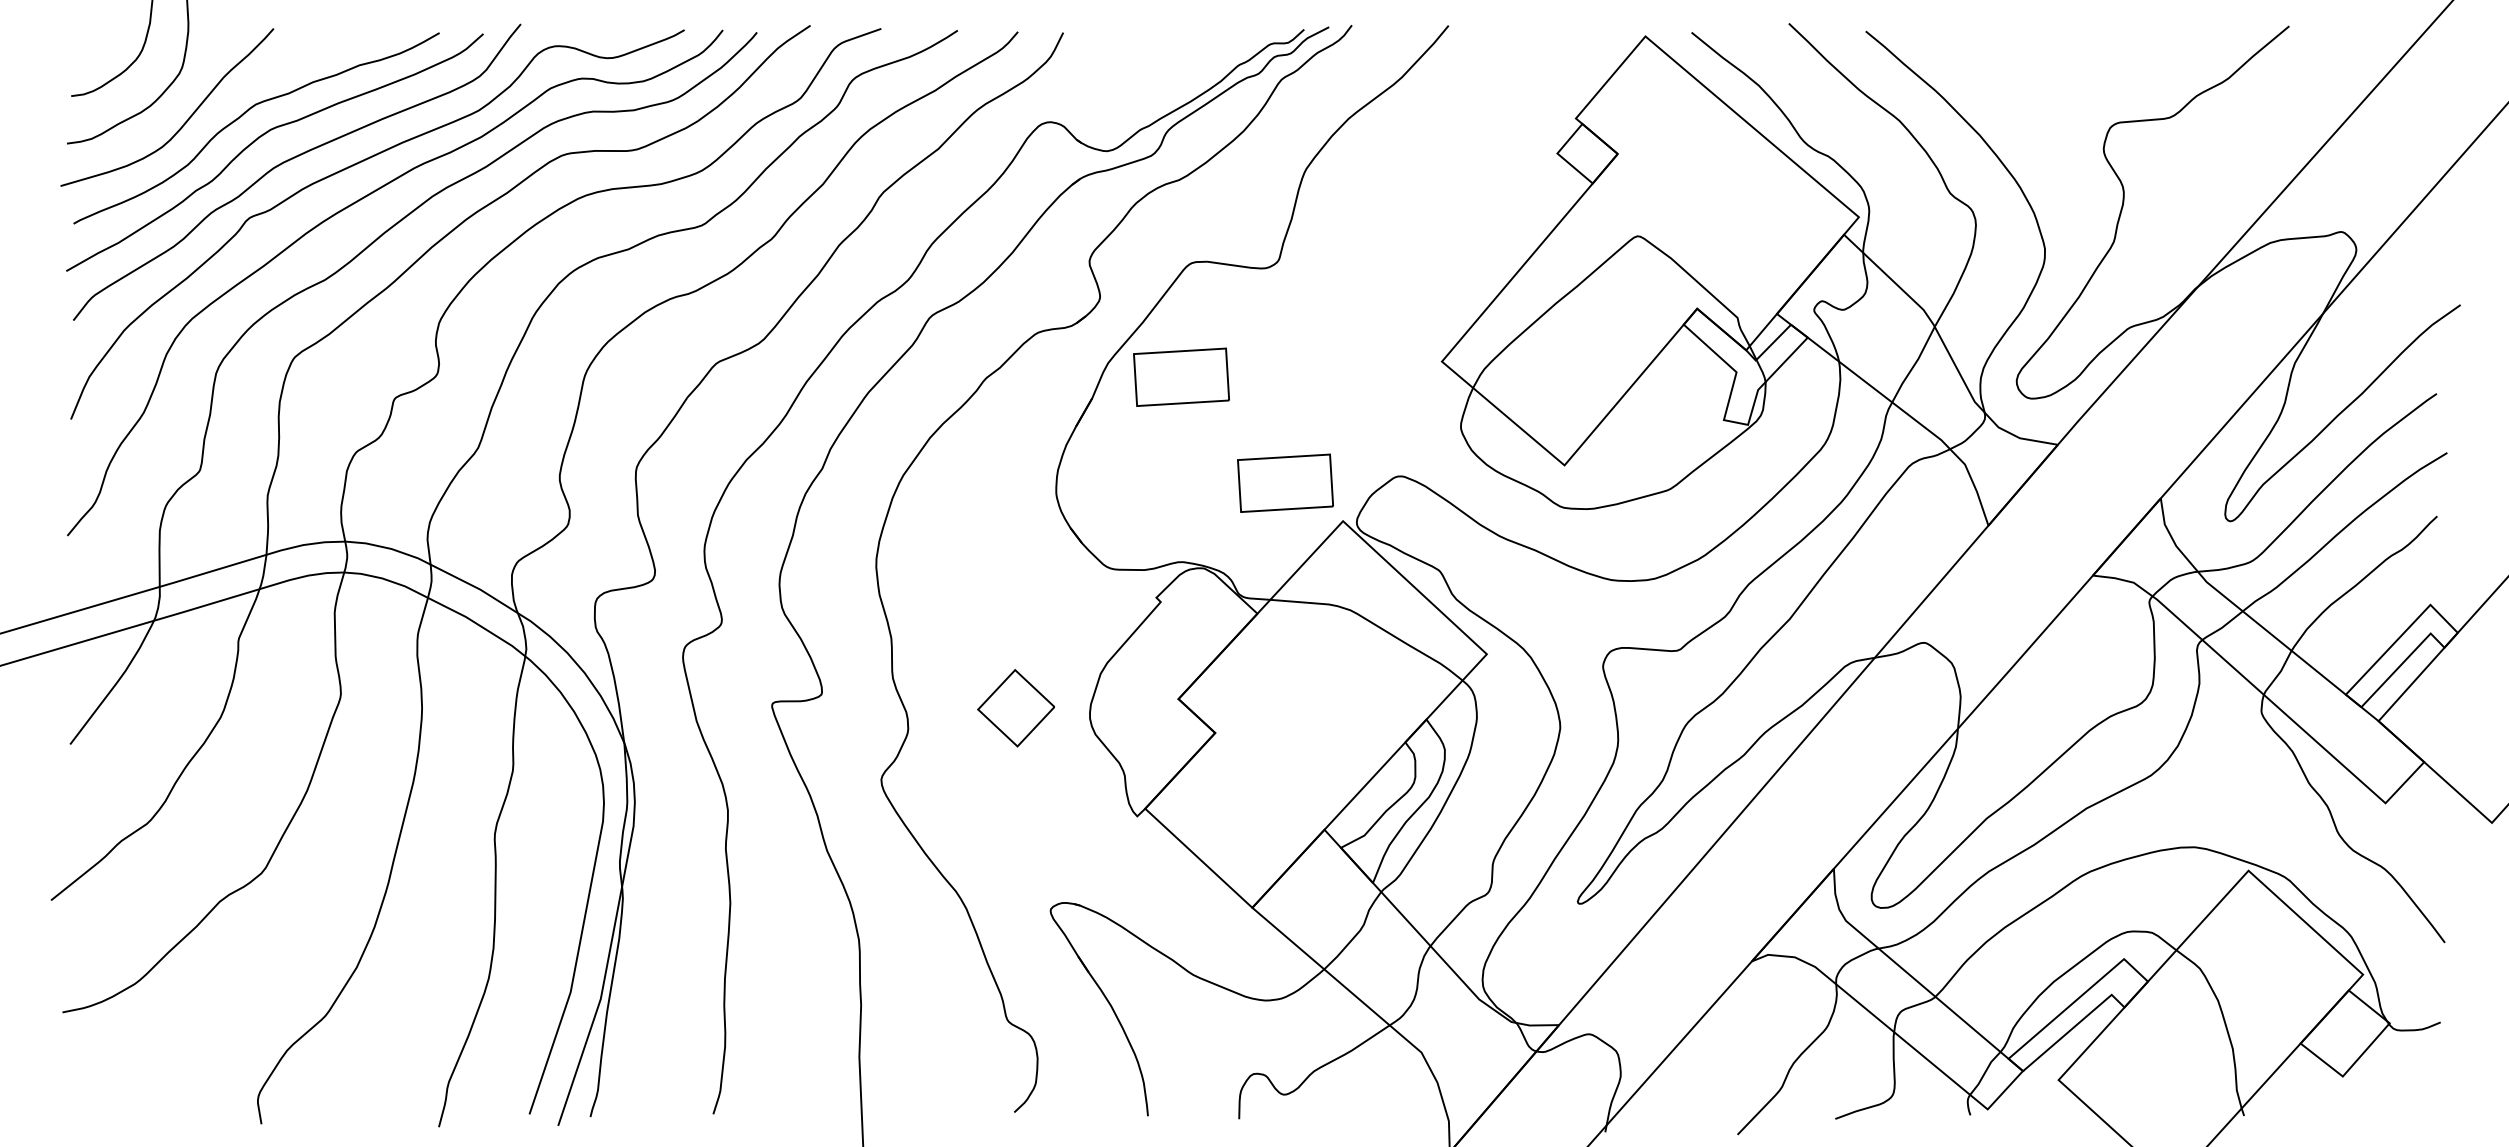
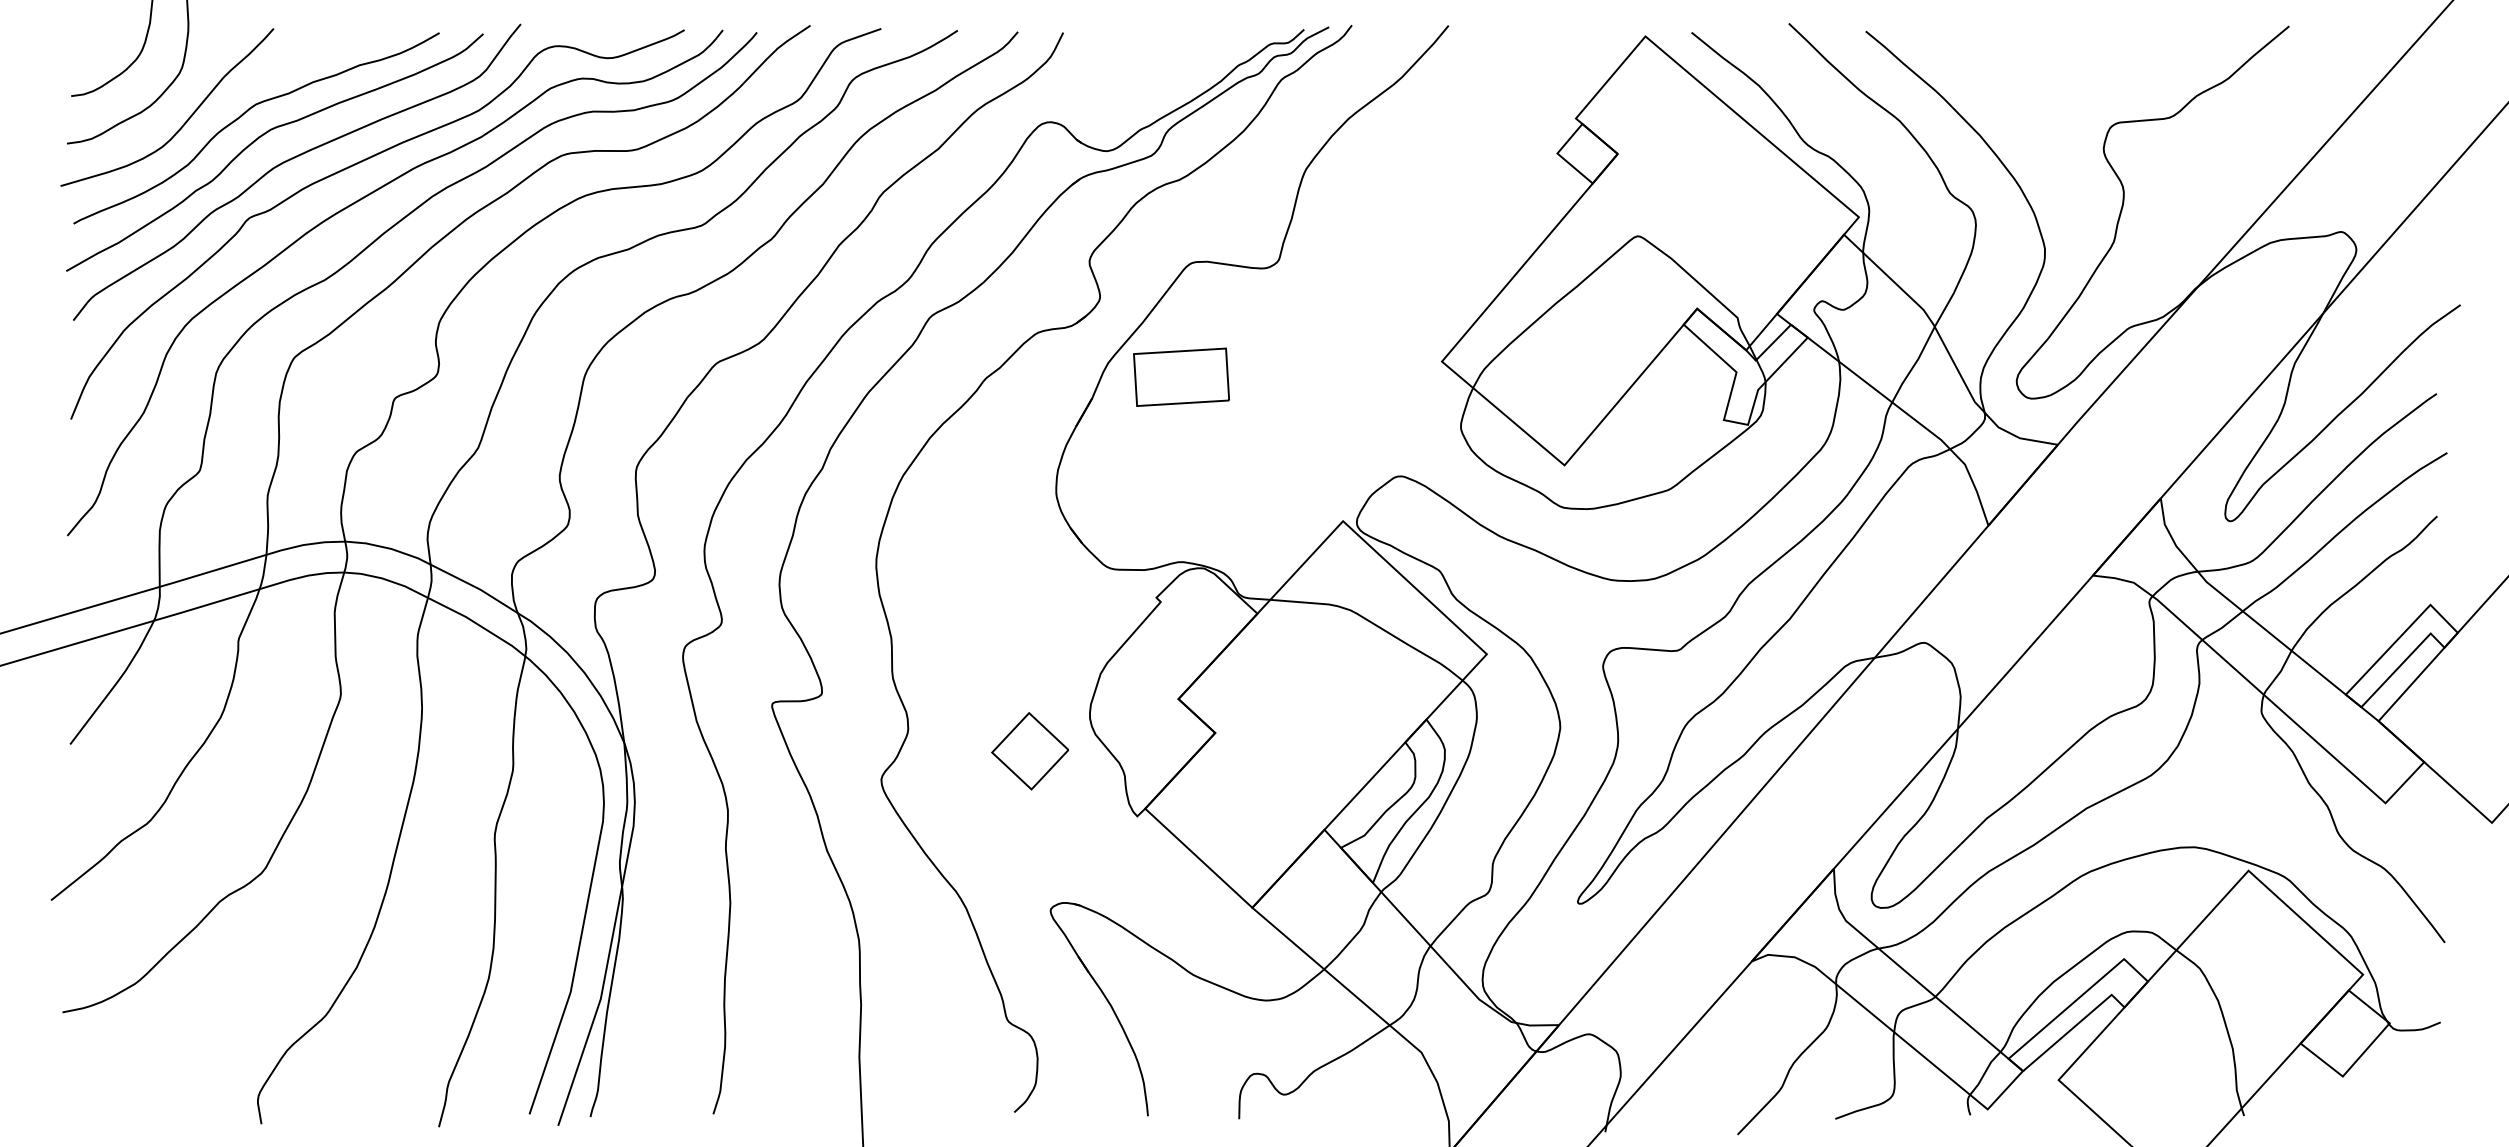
part: present -> none (1285, 482)
part position: (1015, 708) -> (1029, 751) (1029, 751)
